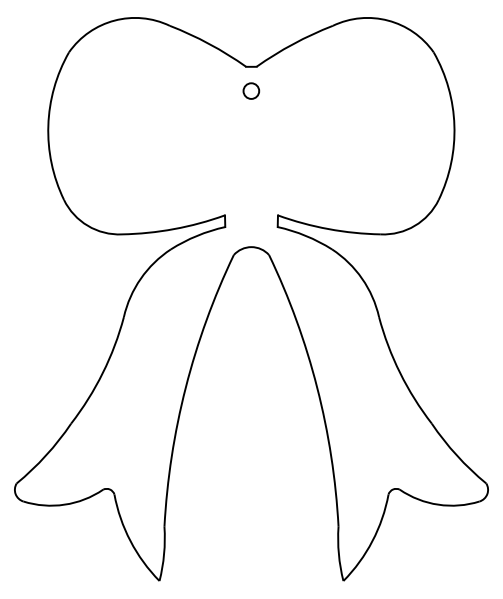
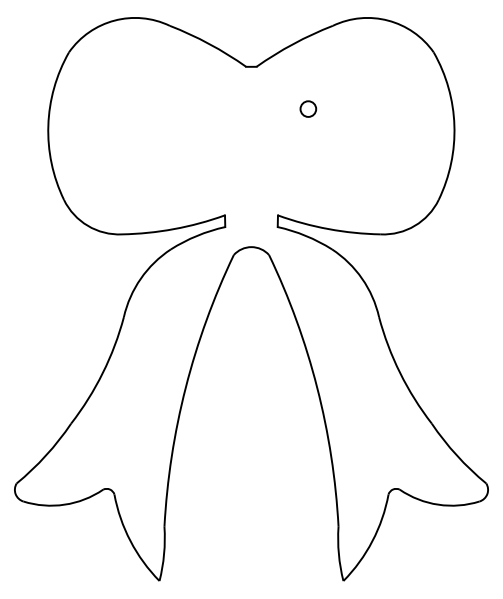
circle position: (251, 90) -> (308, 108) (308, 108)
